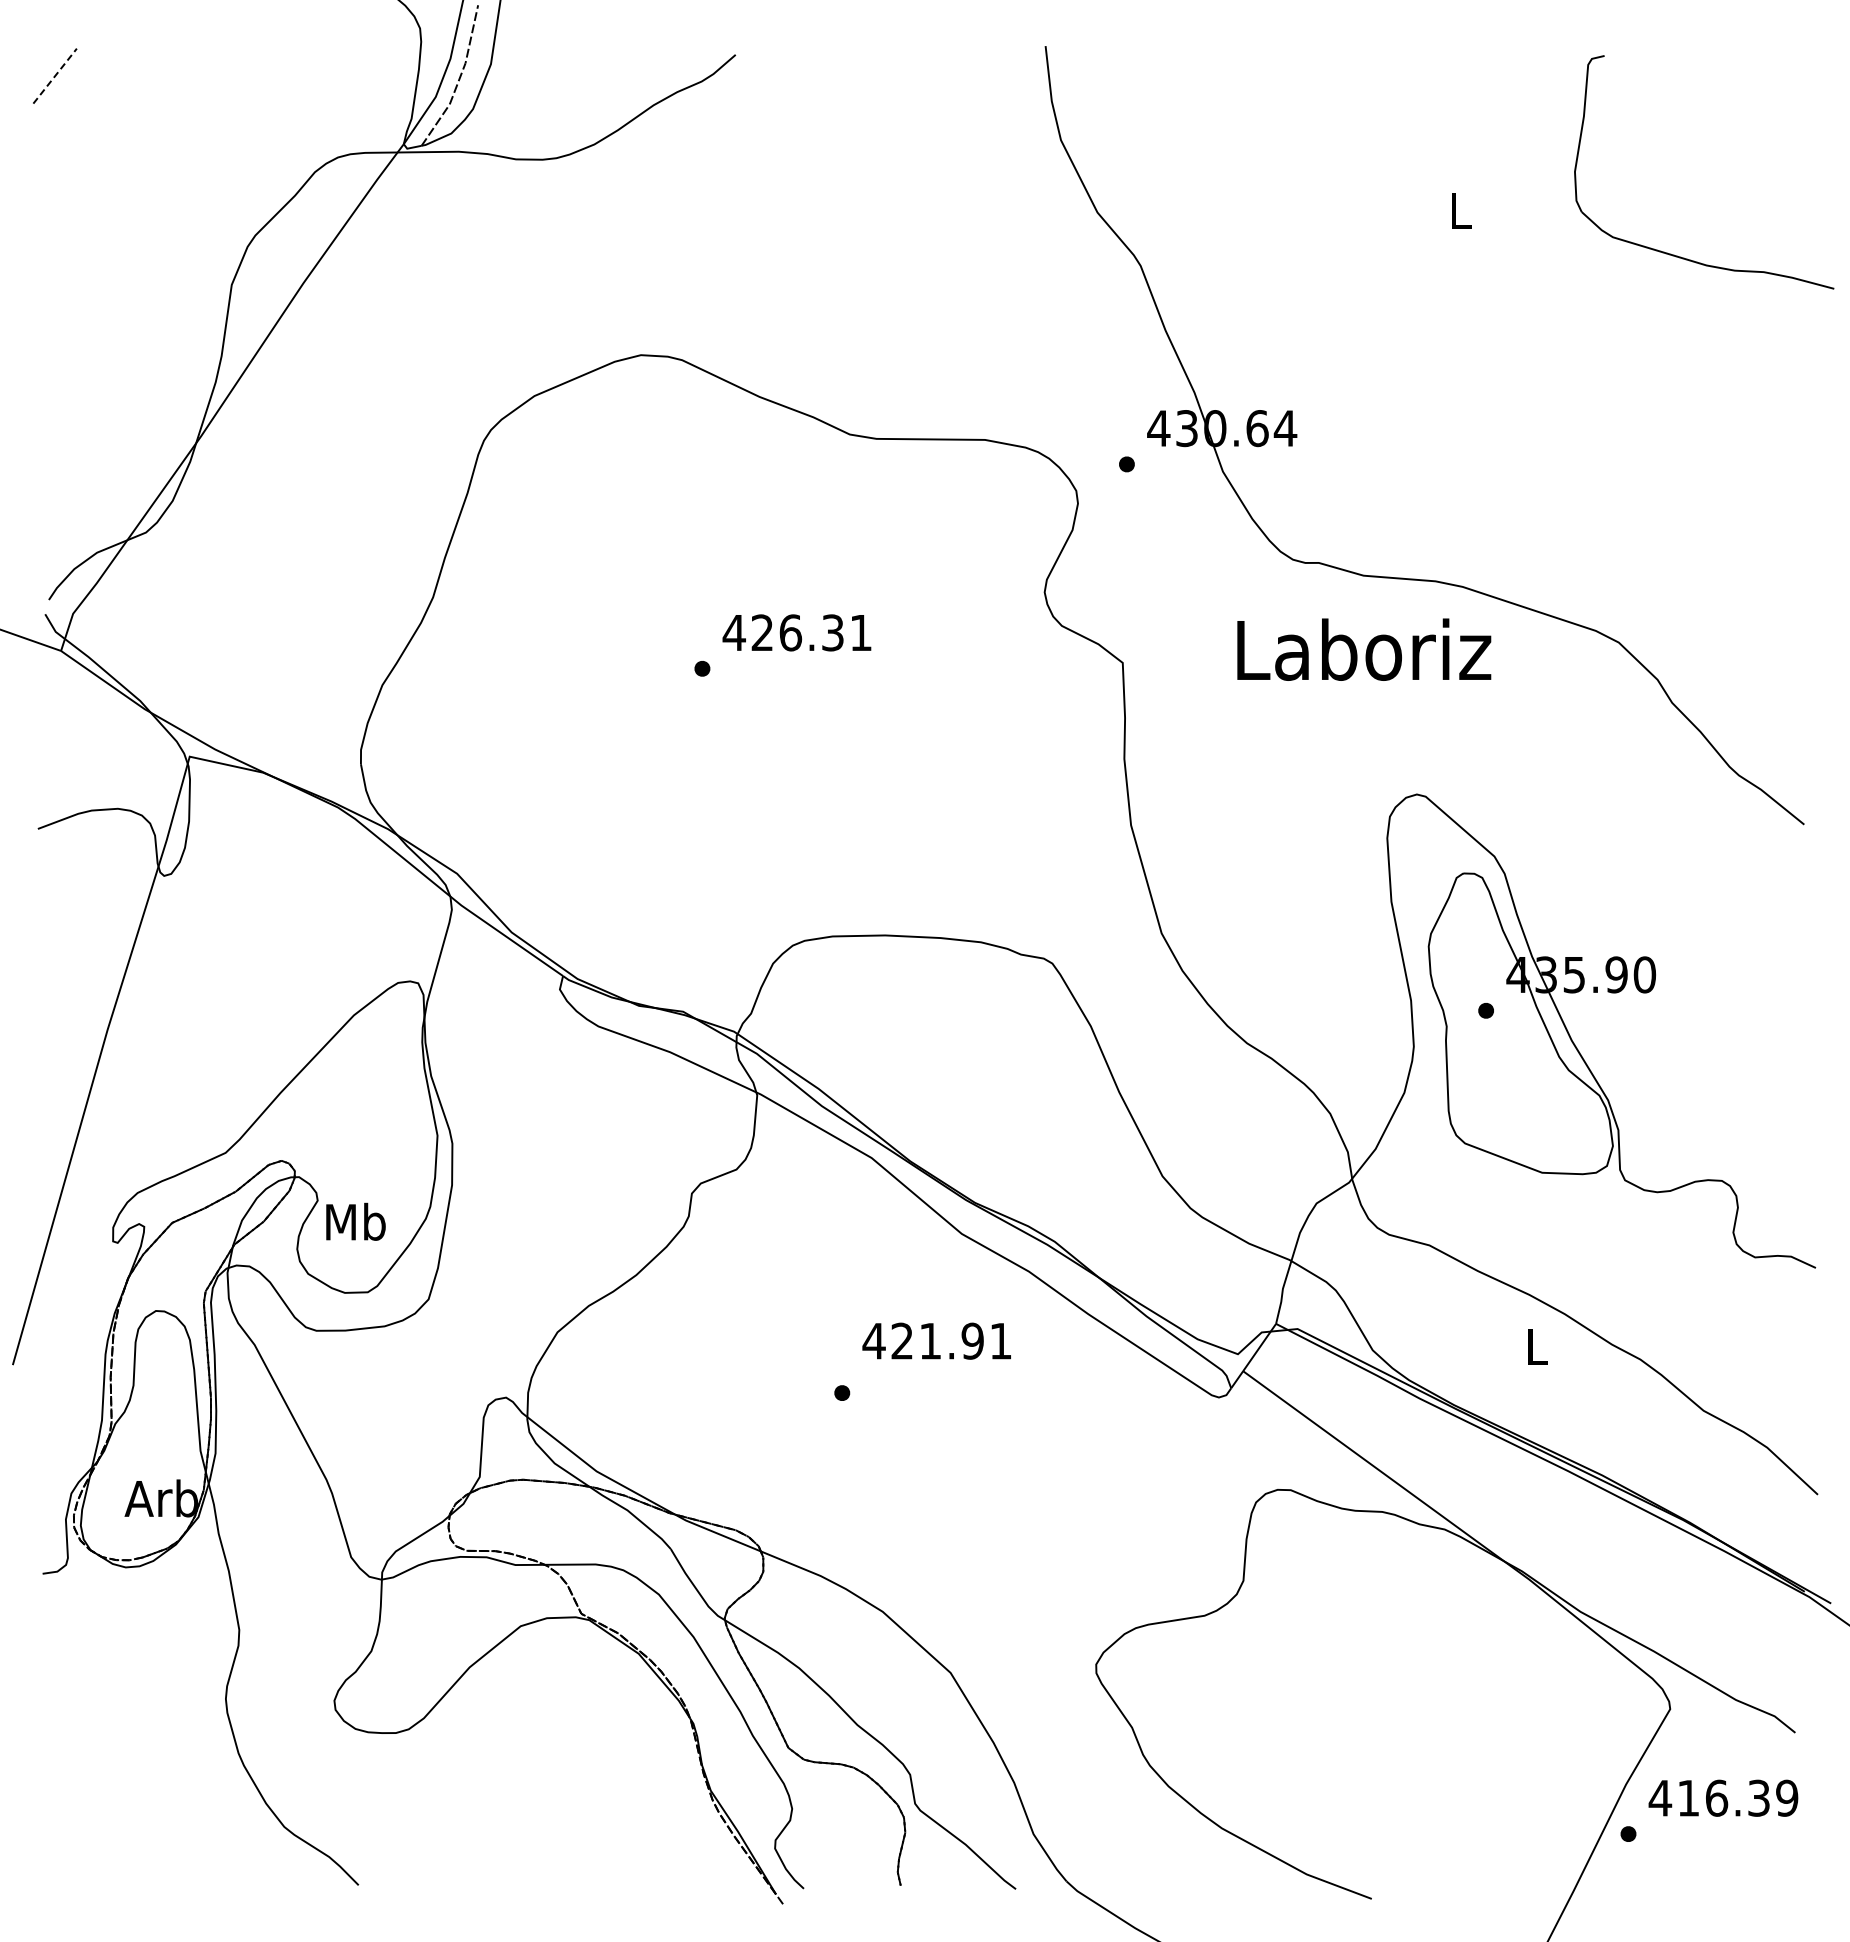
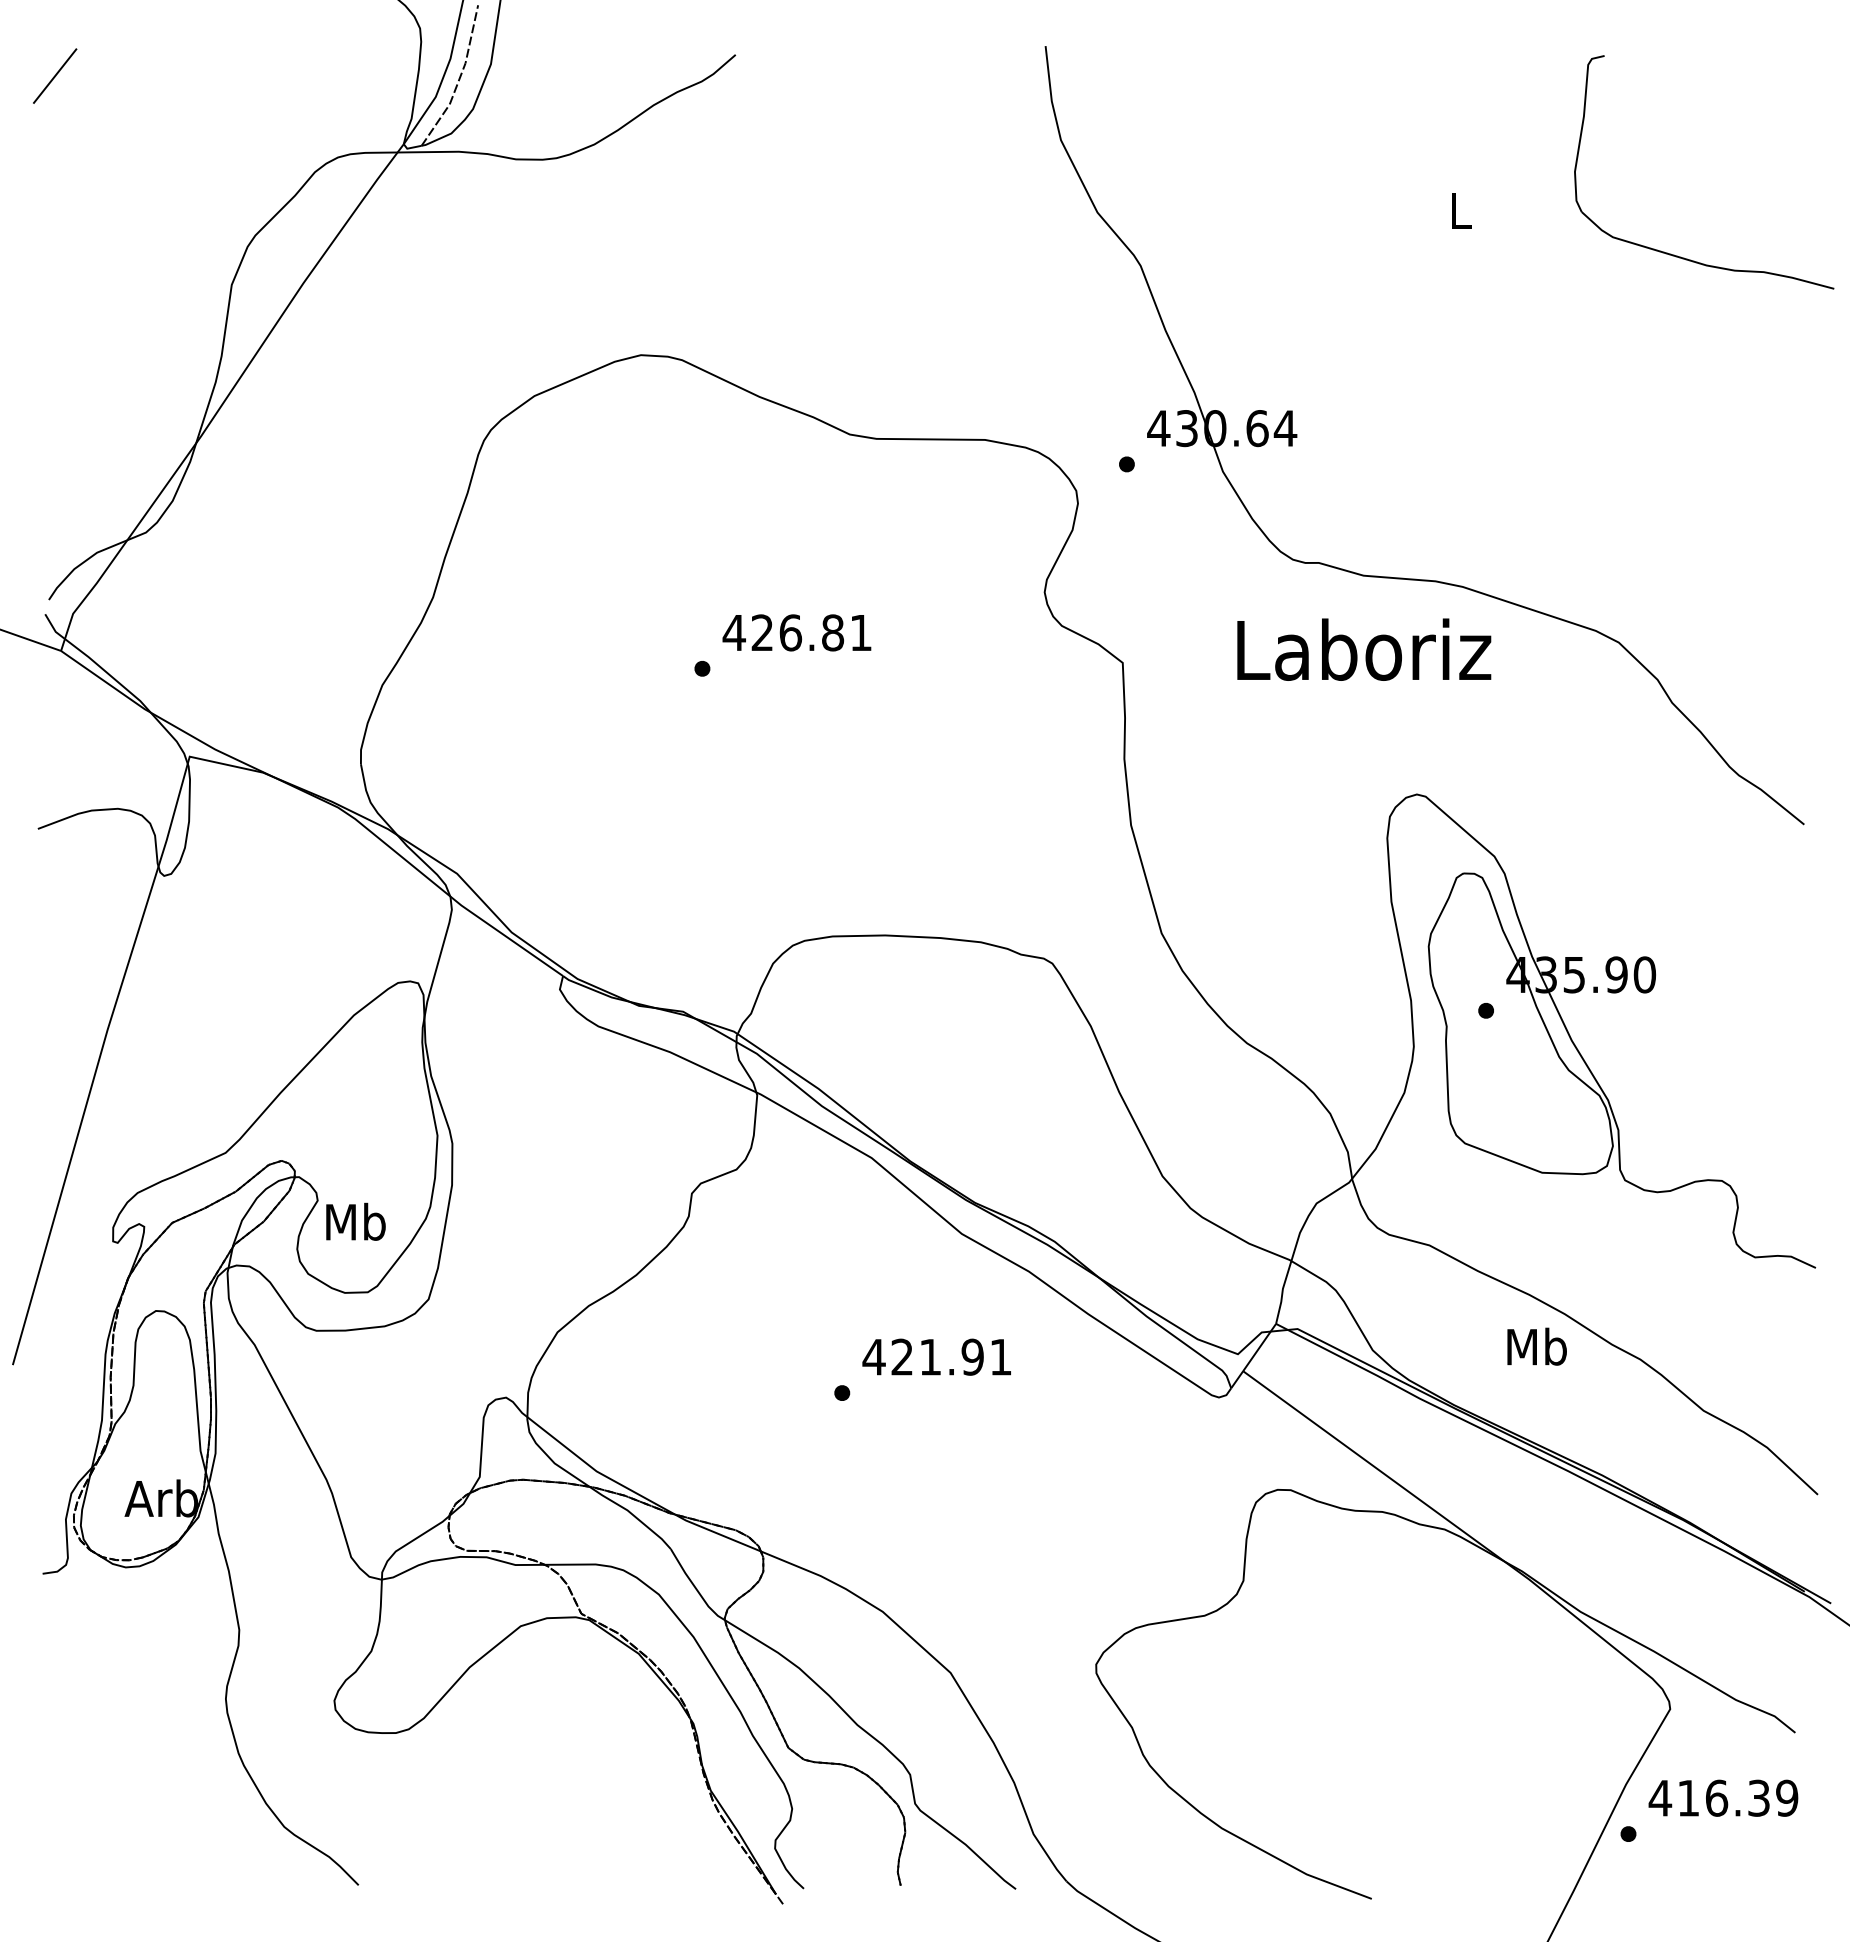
line: dashed -> solid (55, 75)
text: 426.31 -> 426.81 (833, 632)
text position: (936, 1340) -> (936, 1356) (936, 1356)
text: L -> Mb (1536, 1346)
